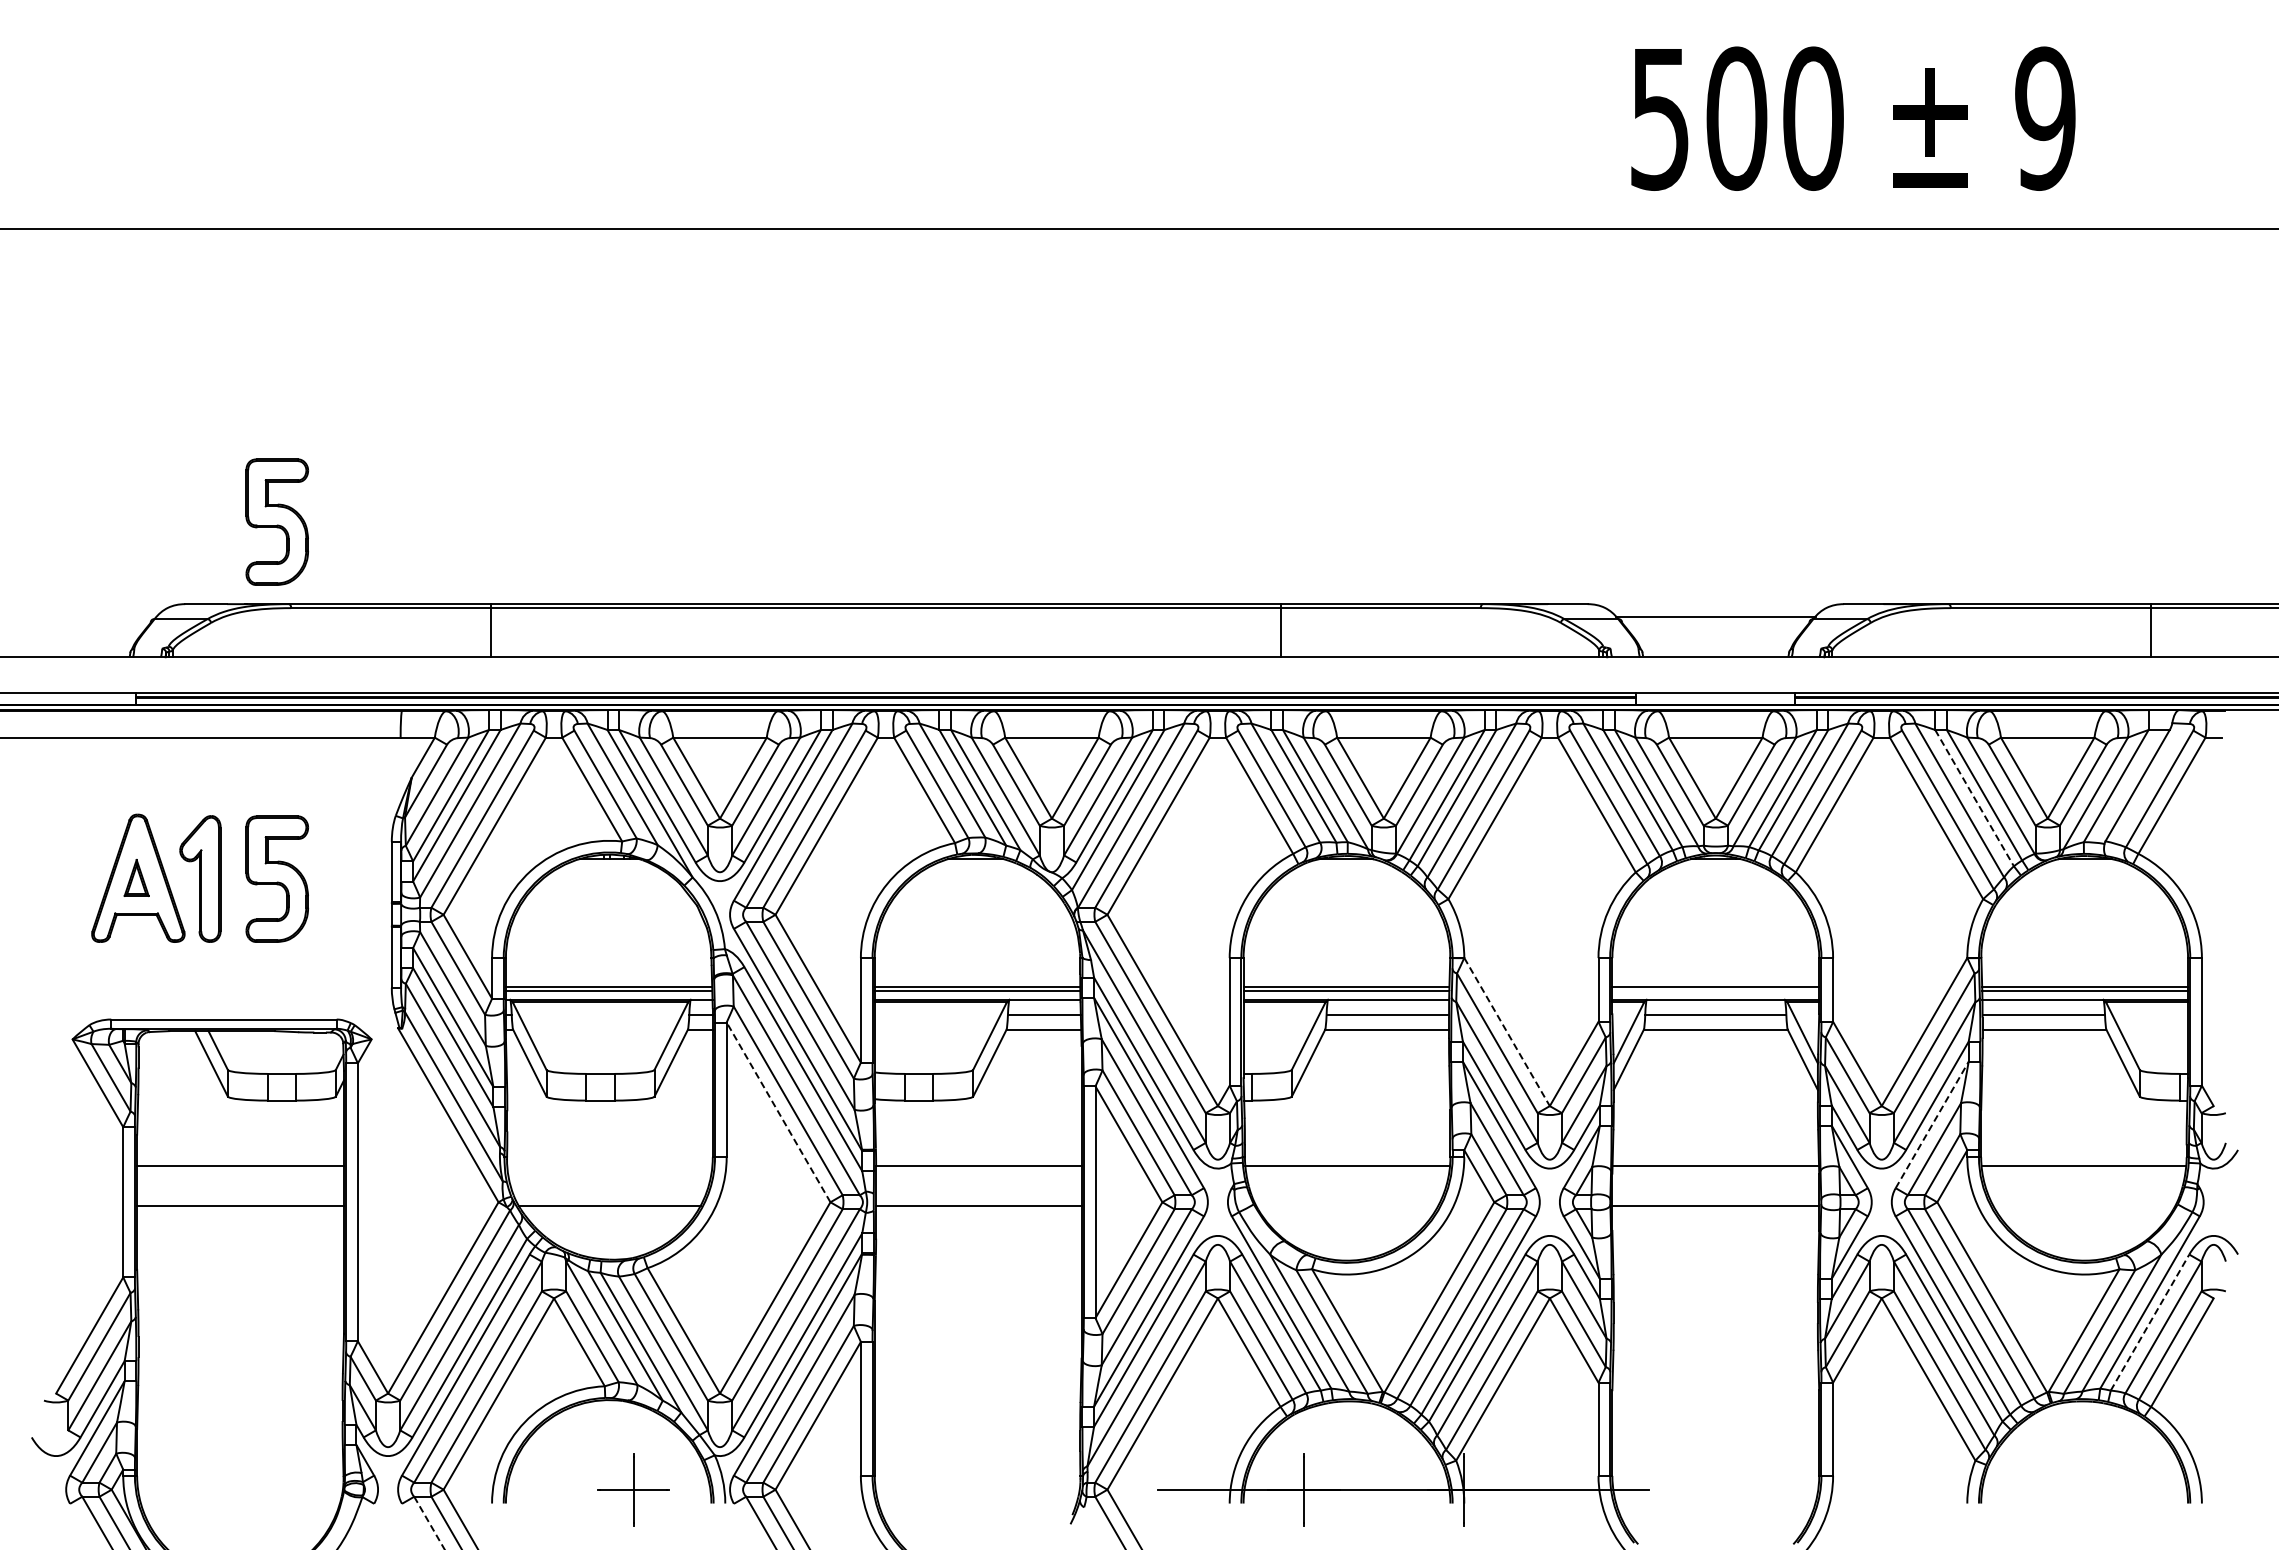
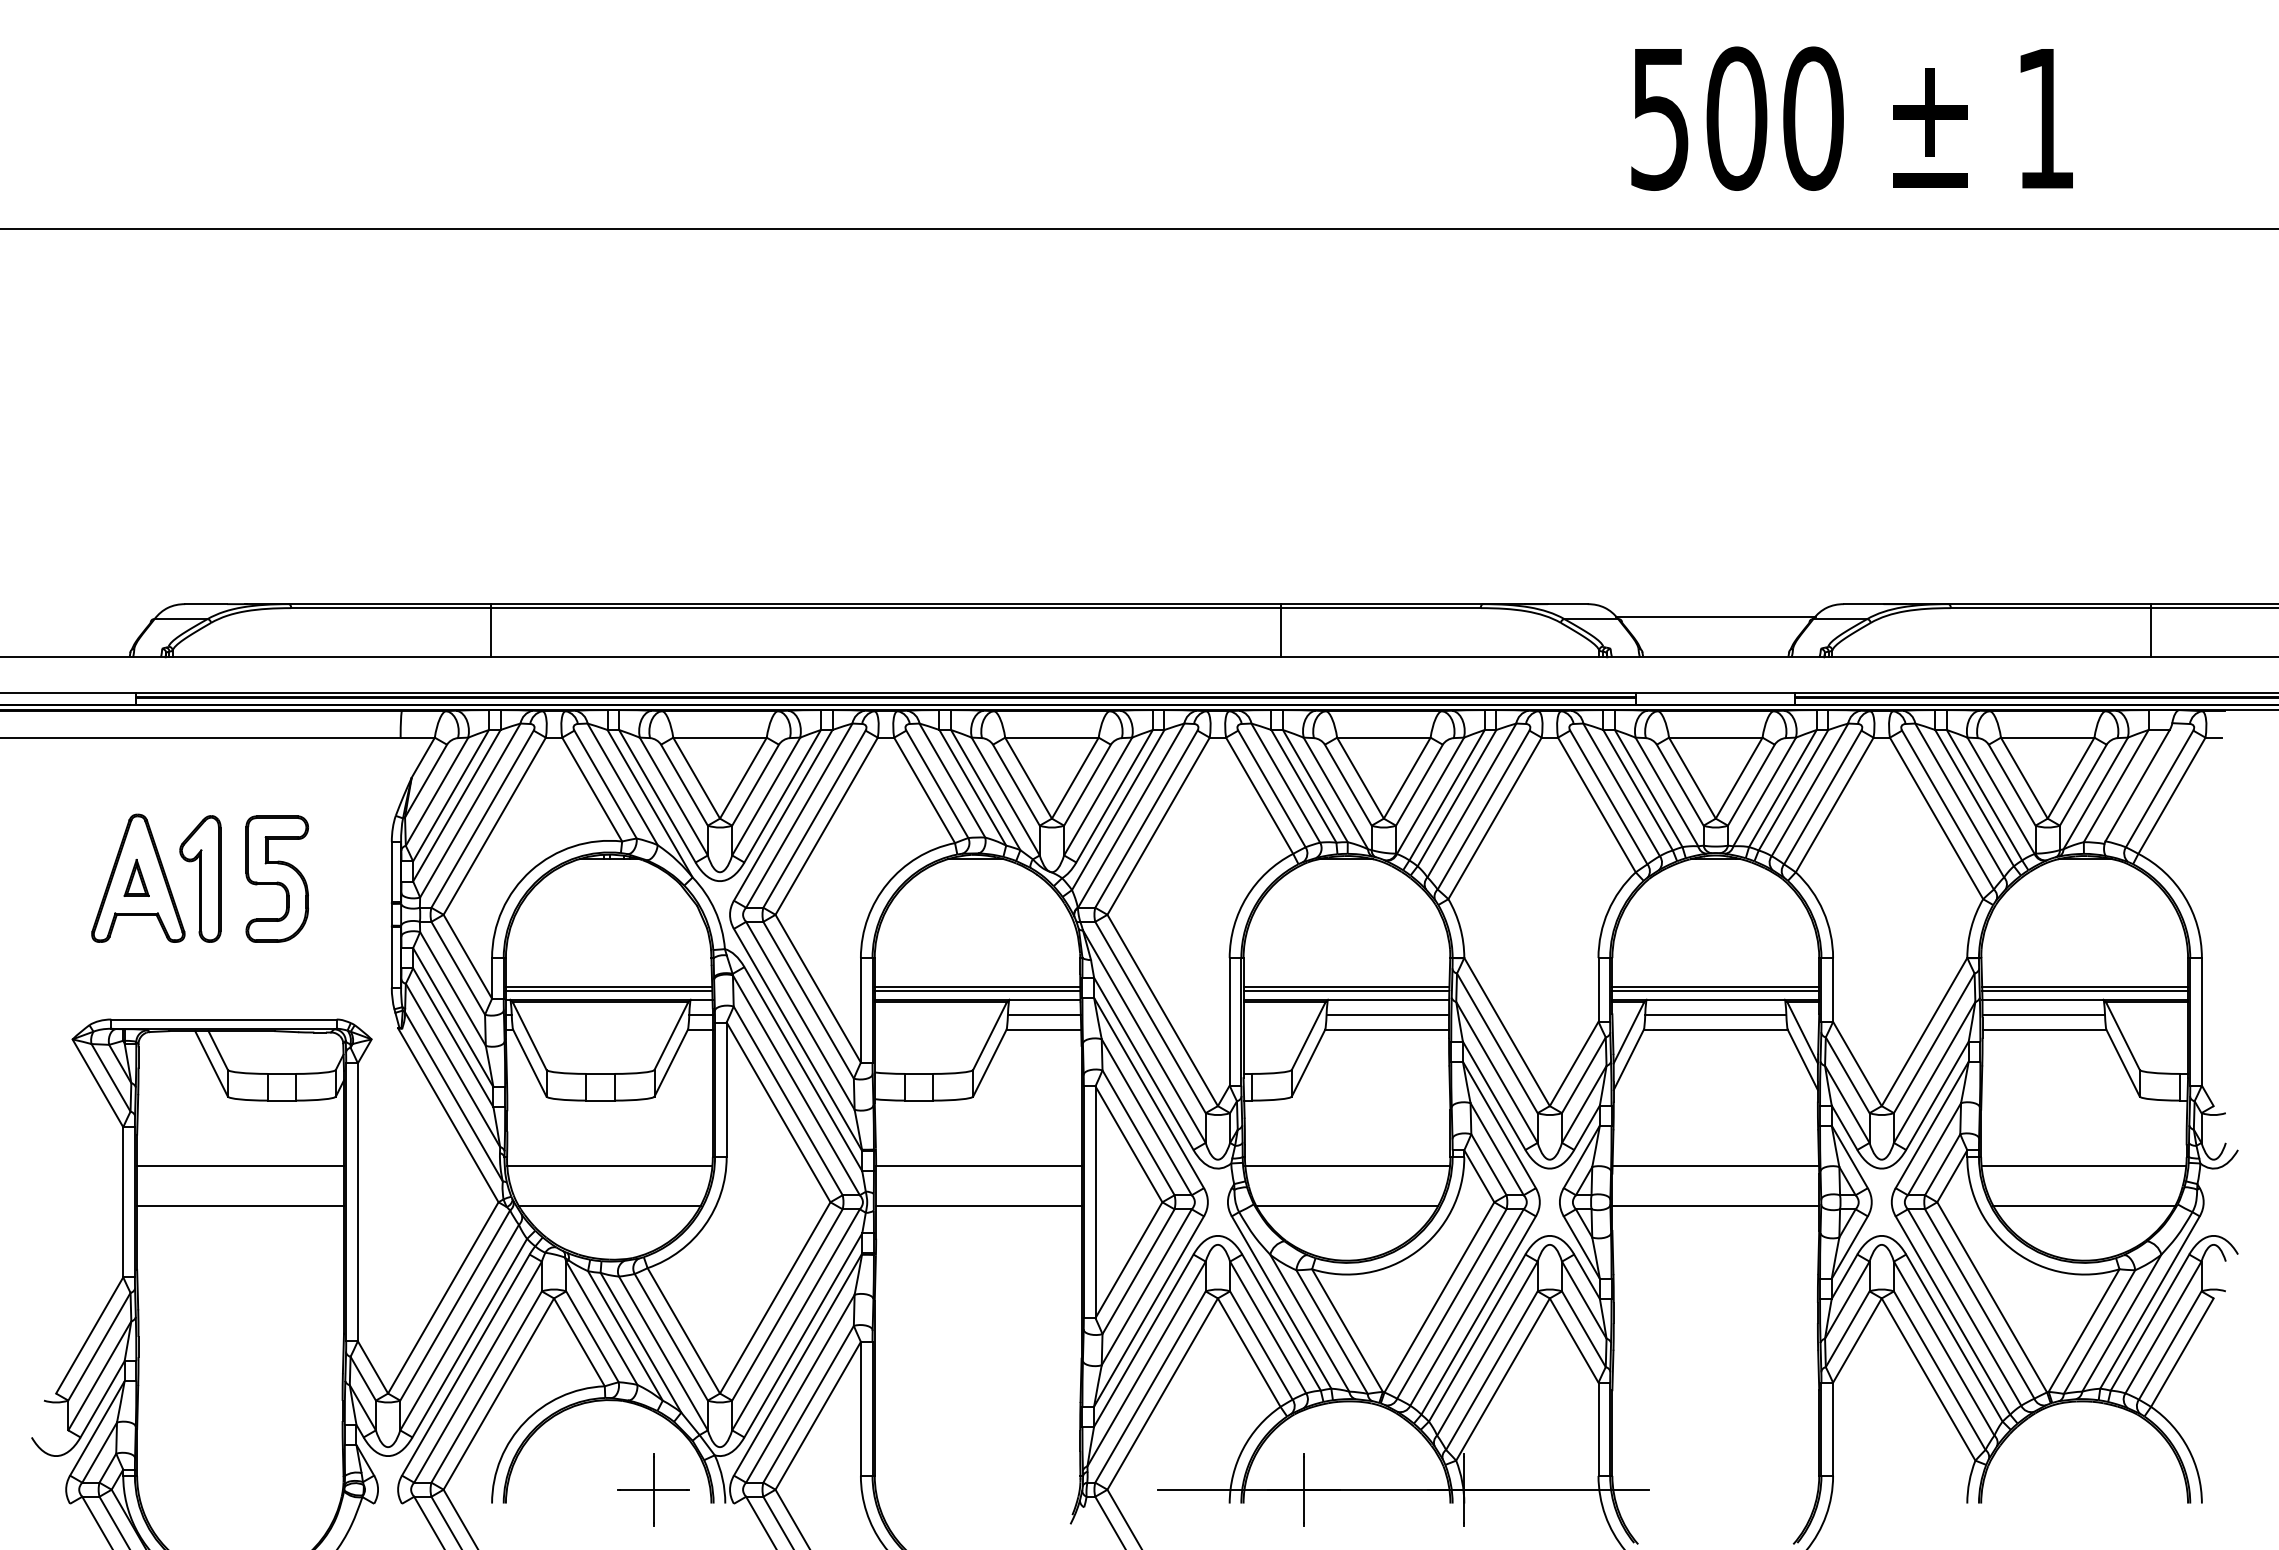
text: 9 -> 1 (2045, 118)
part: present -> none (276, 521)
line: dashed -> solid (1974, 798)
line: none -> present (1715, 990)
line: dashed -> solid (1507, 1032)
line: dashed -> solid (778, 1112)
line: dashed -> solid (1932, 1124)
line: none -> present (609, 1166)
line: none -> present (1347, 1205)
line: none -> present (2084, 1205)
line: dashed -> solid (2150, 1322)
part position: (633, 1489) -> (653, 1489) (653, 1489)
line: dashed -> solid (429, 1523)
